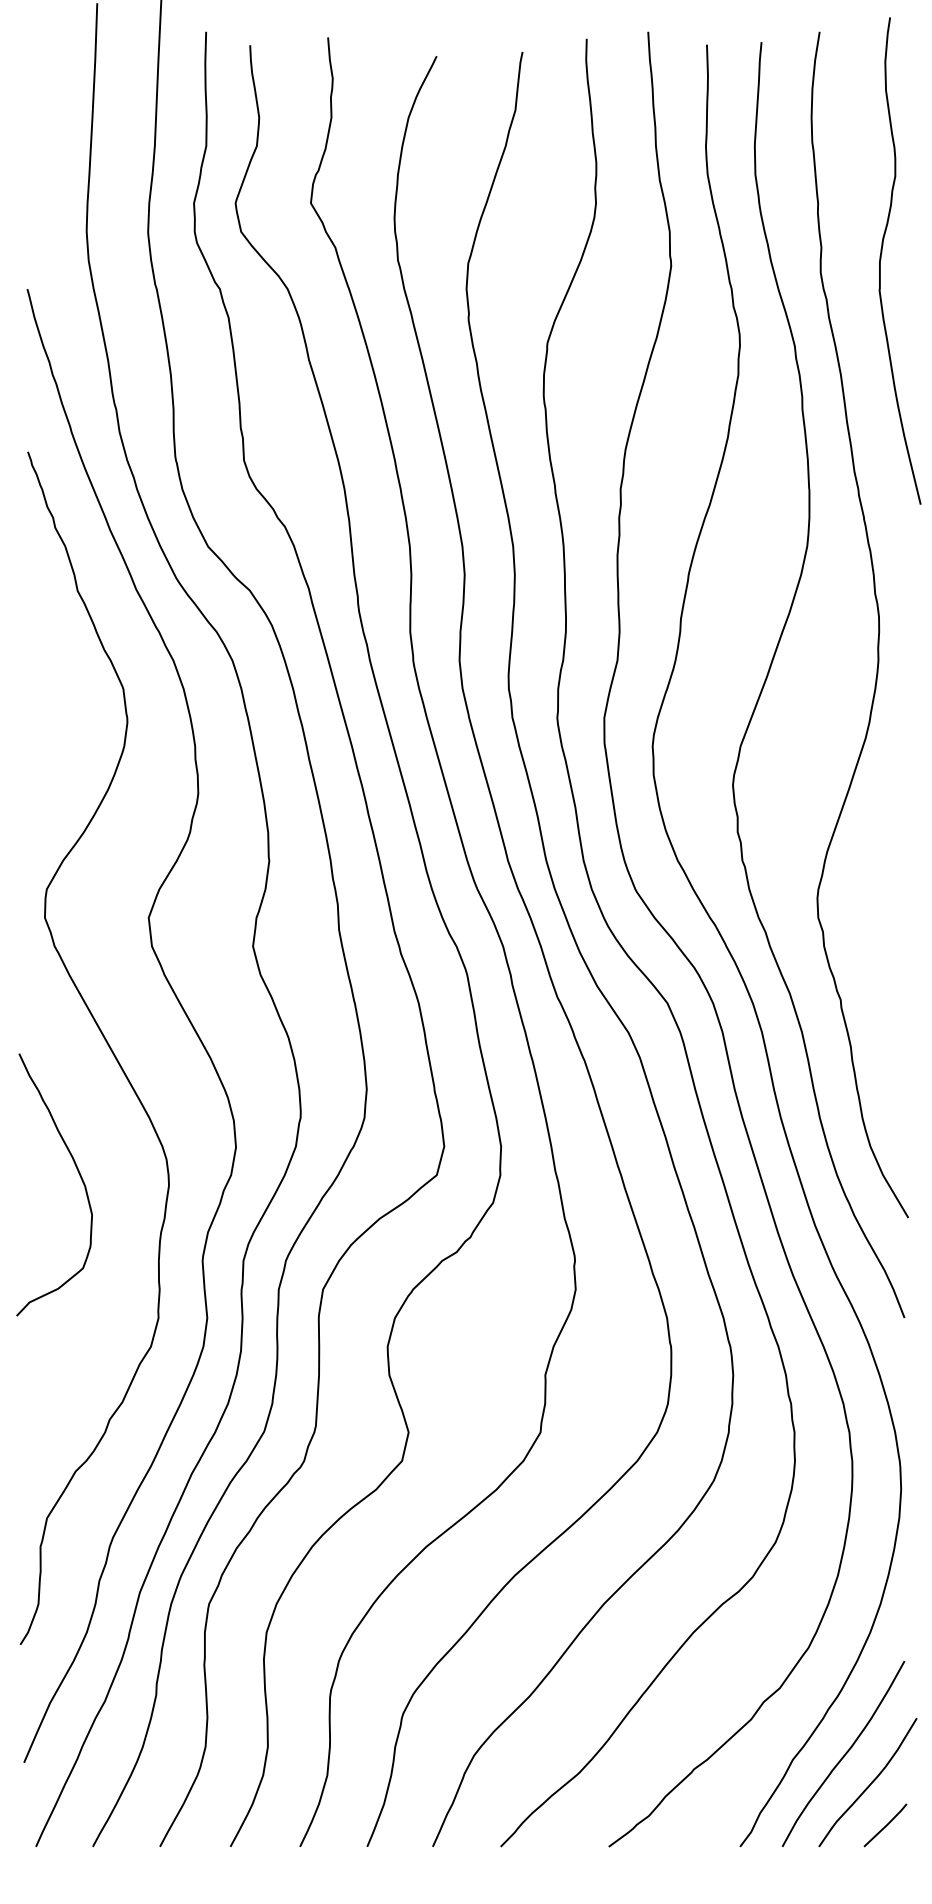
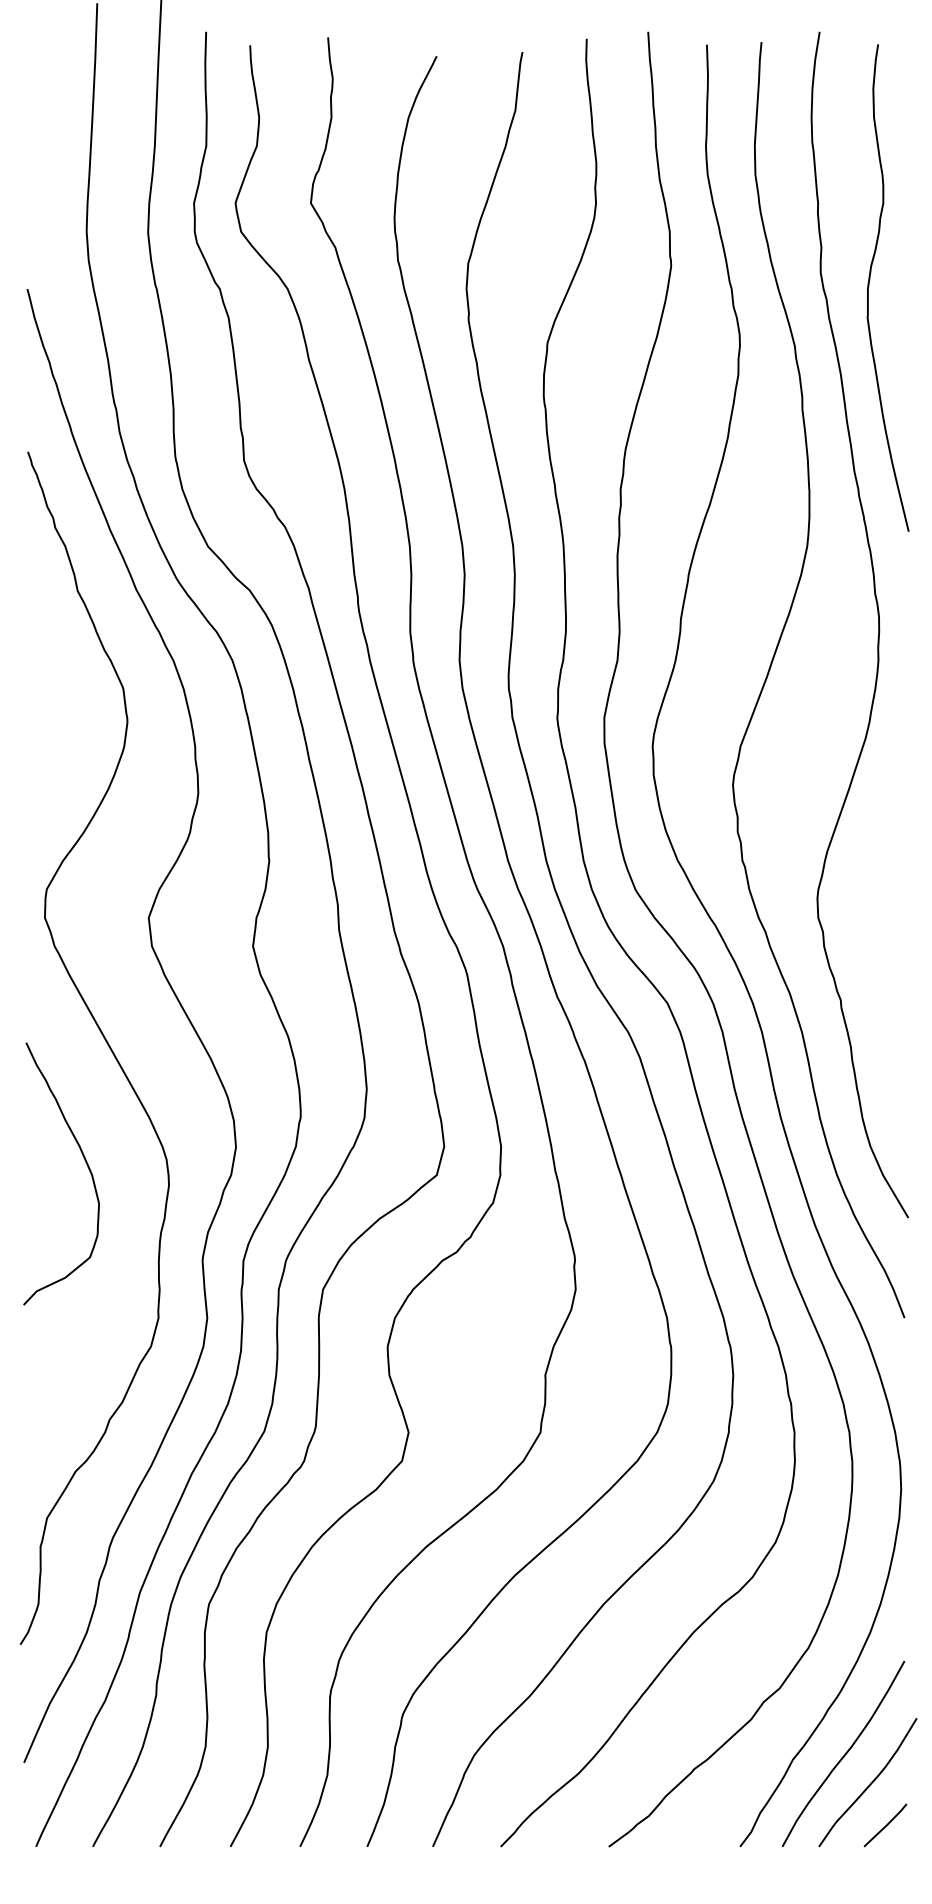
curve position: (881, 259) -> (869, 286) (869, 286)
curve position: (79, 1176) -> (86, 1165) (86, 1165)
